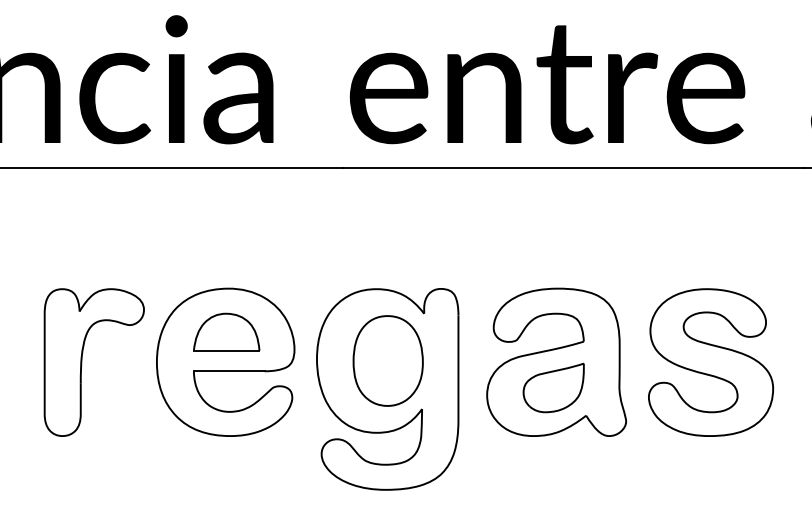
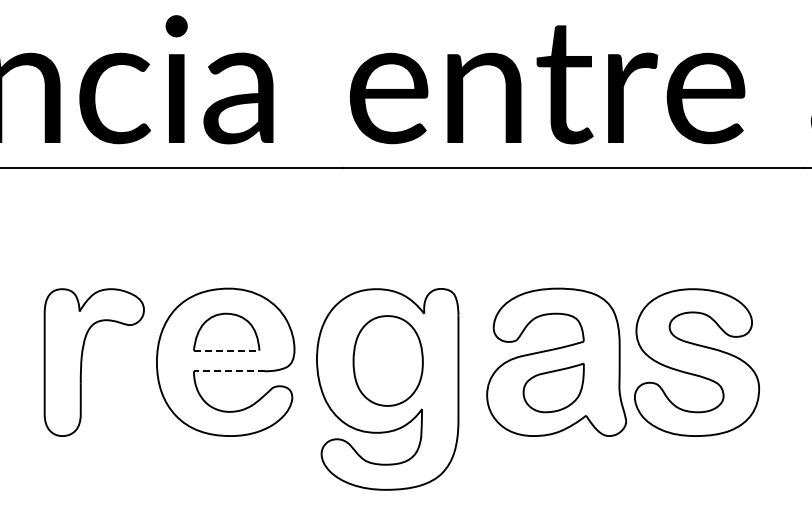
line: solid -> dashed (226, 350)
part position: (710, 362) -> (696, 362) (696, 362)
line: solid -> dashed (228, 371)
